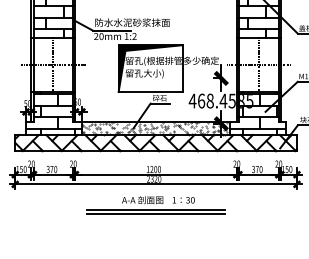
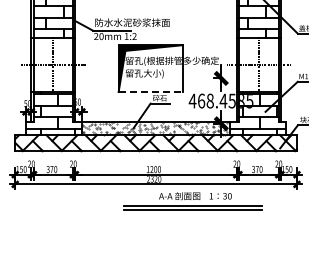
line: solid -> dashed (151, 91)
part position: (155, 205) -> (192, 201) (192, 201)
